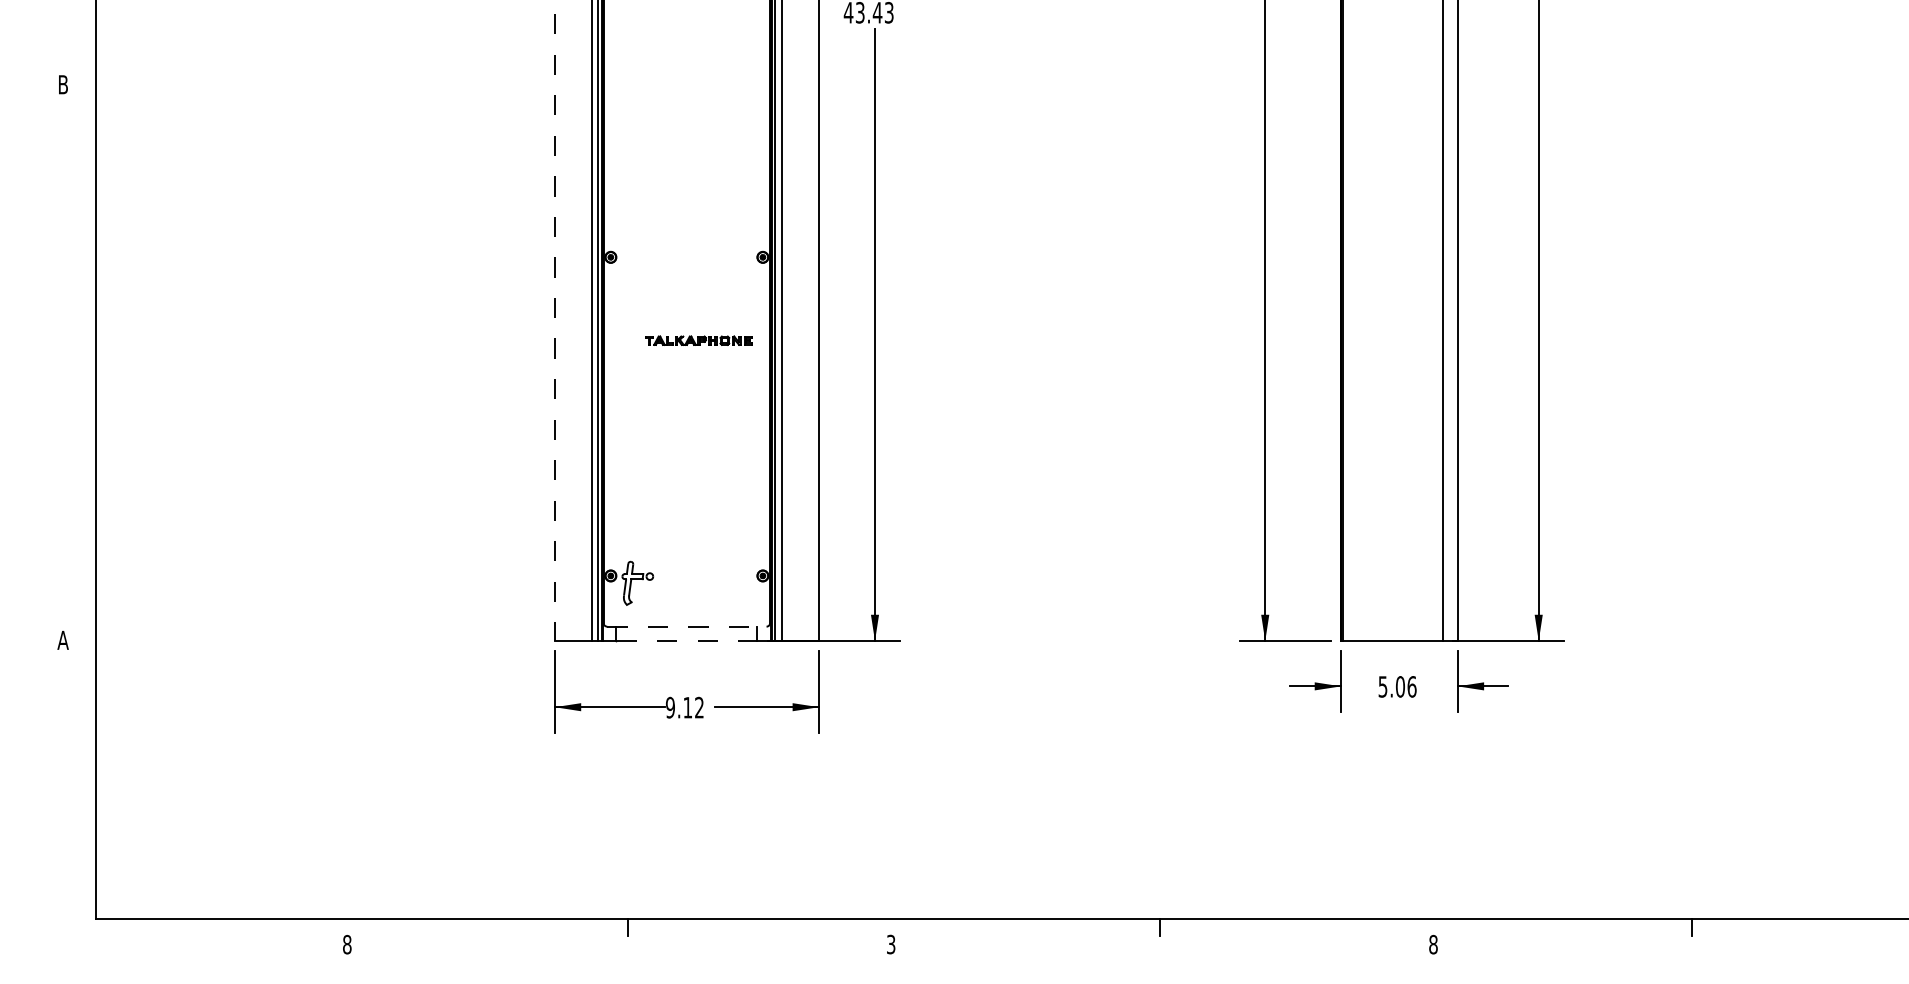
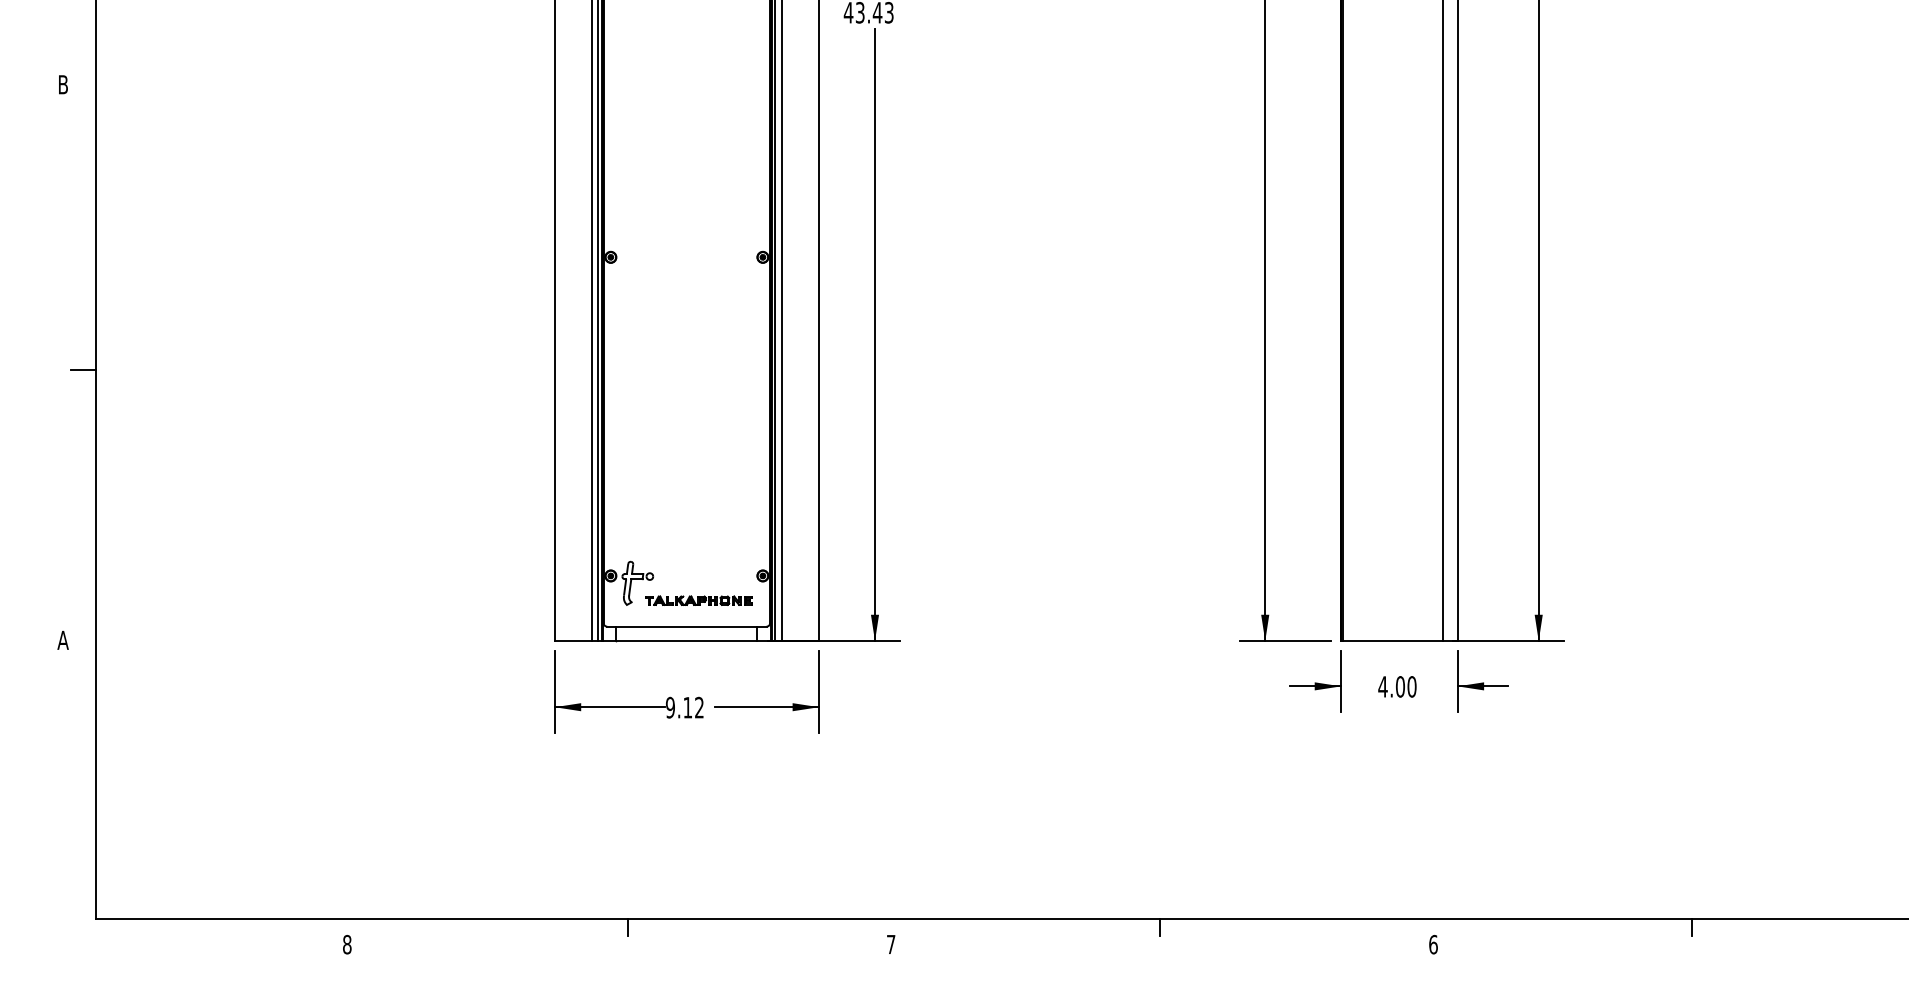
line: dashed -> solid (554, 321)
part position: (698, 340) -> (698, 600) (698, 600)
line: none -> present (82, 369)
line: dashed -> solid (686, 626)
line: dashed -> solid (686, 641)
text: 5.06 -> 4.00 (1397, 686)
text: 3 -> 7 (891, 944)
text: 8 -> 6 (1433, 944)
